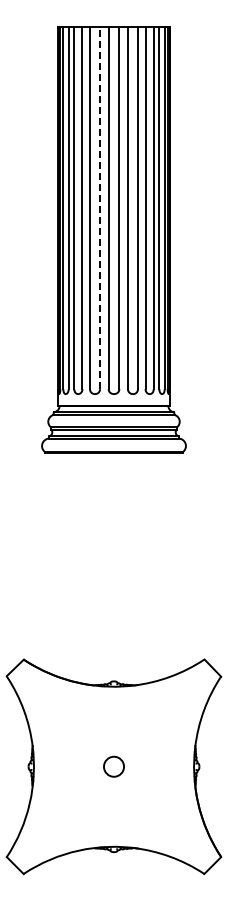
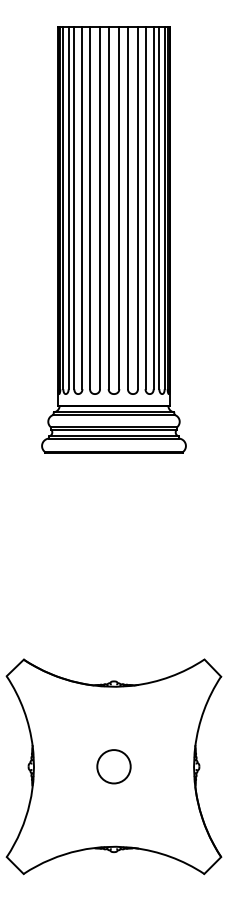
line: dashed -> solid (100, 207)
circle diameter: 20 px -> 33 px (113, 766)
